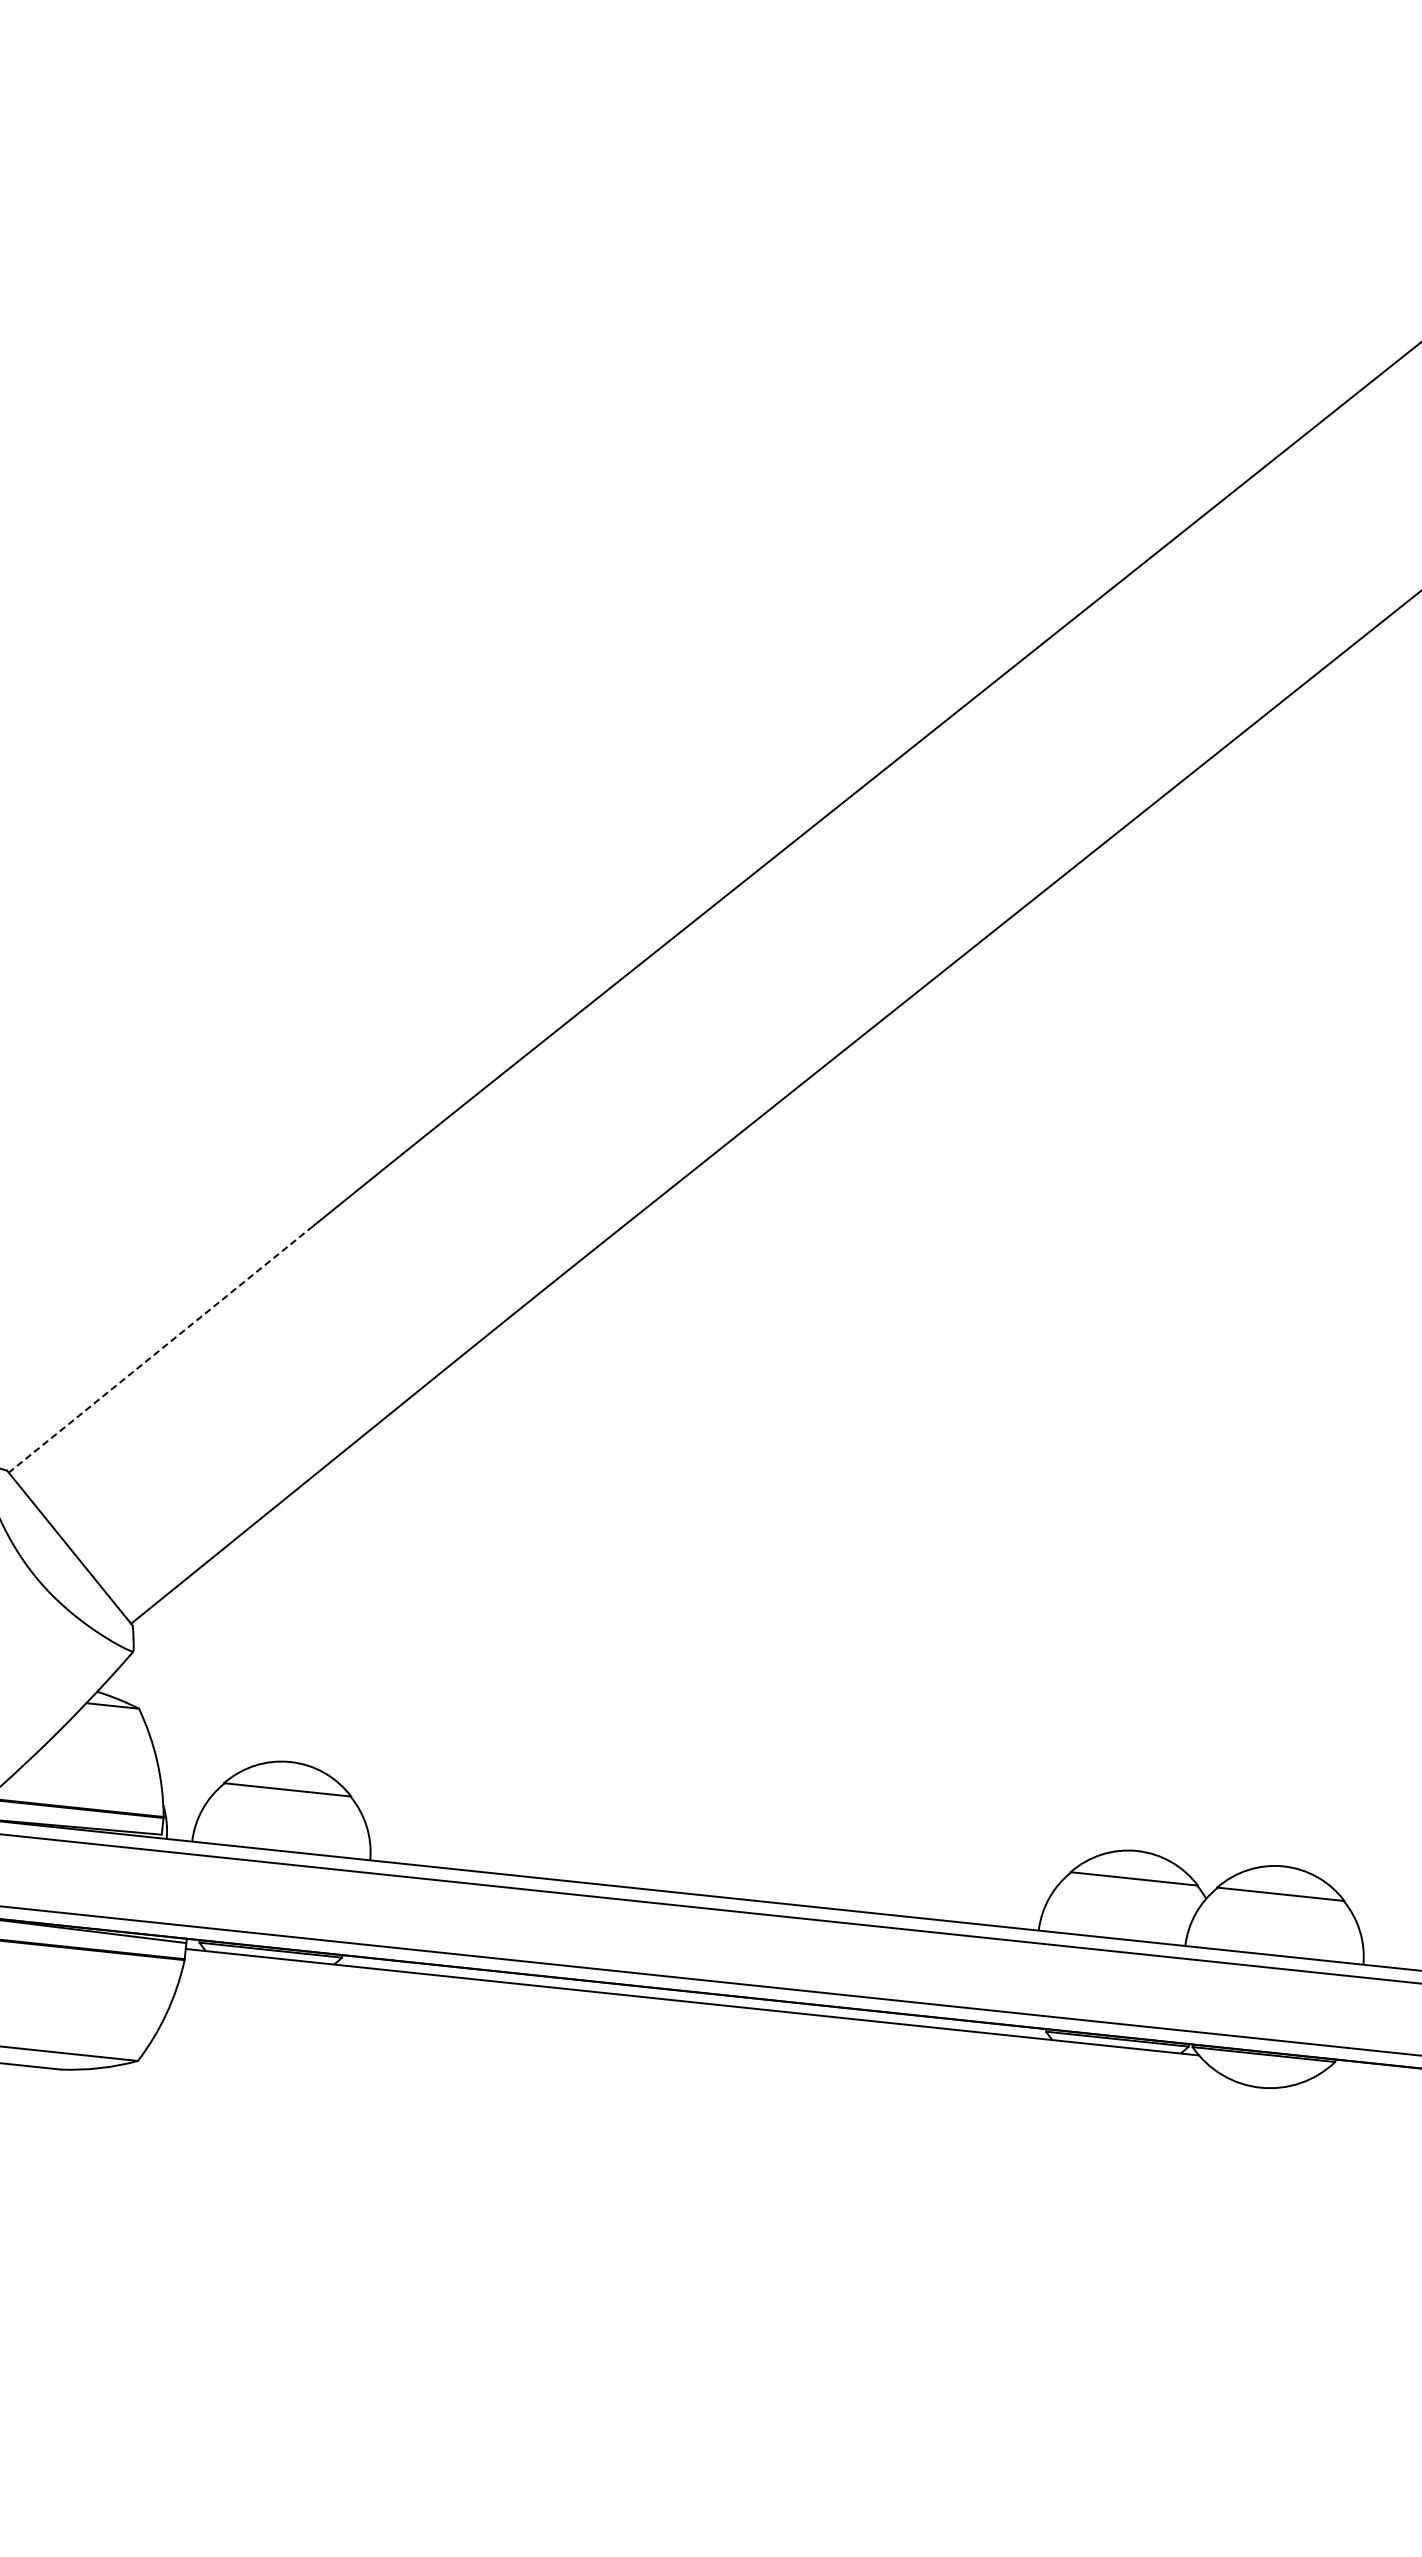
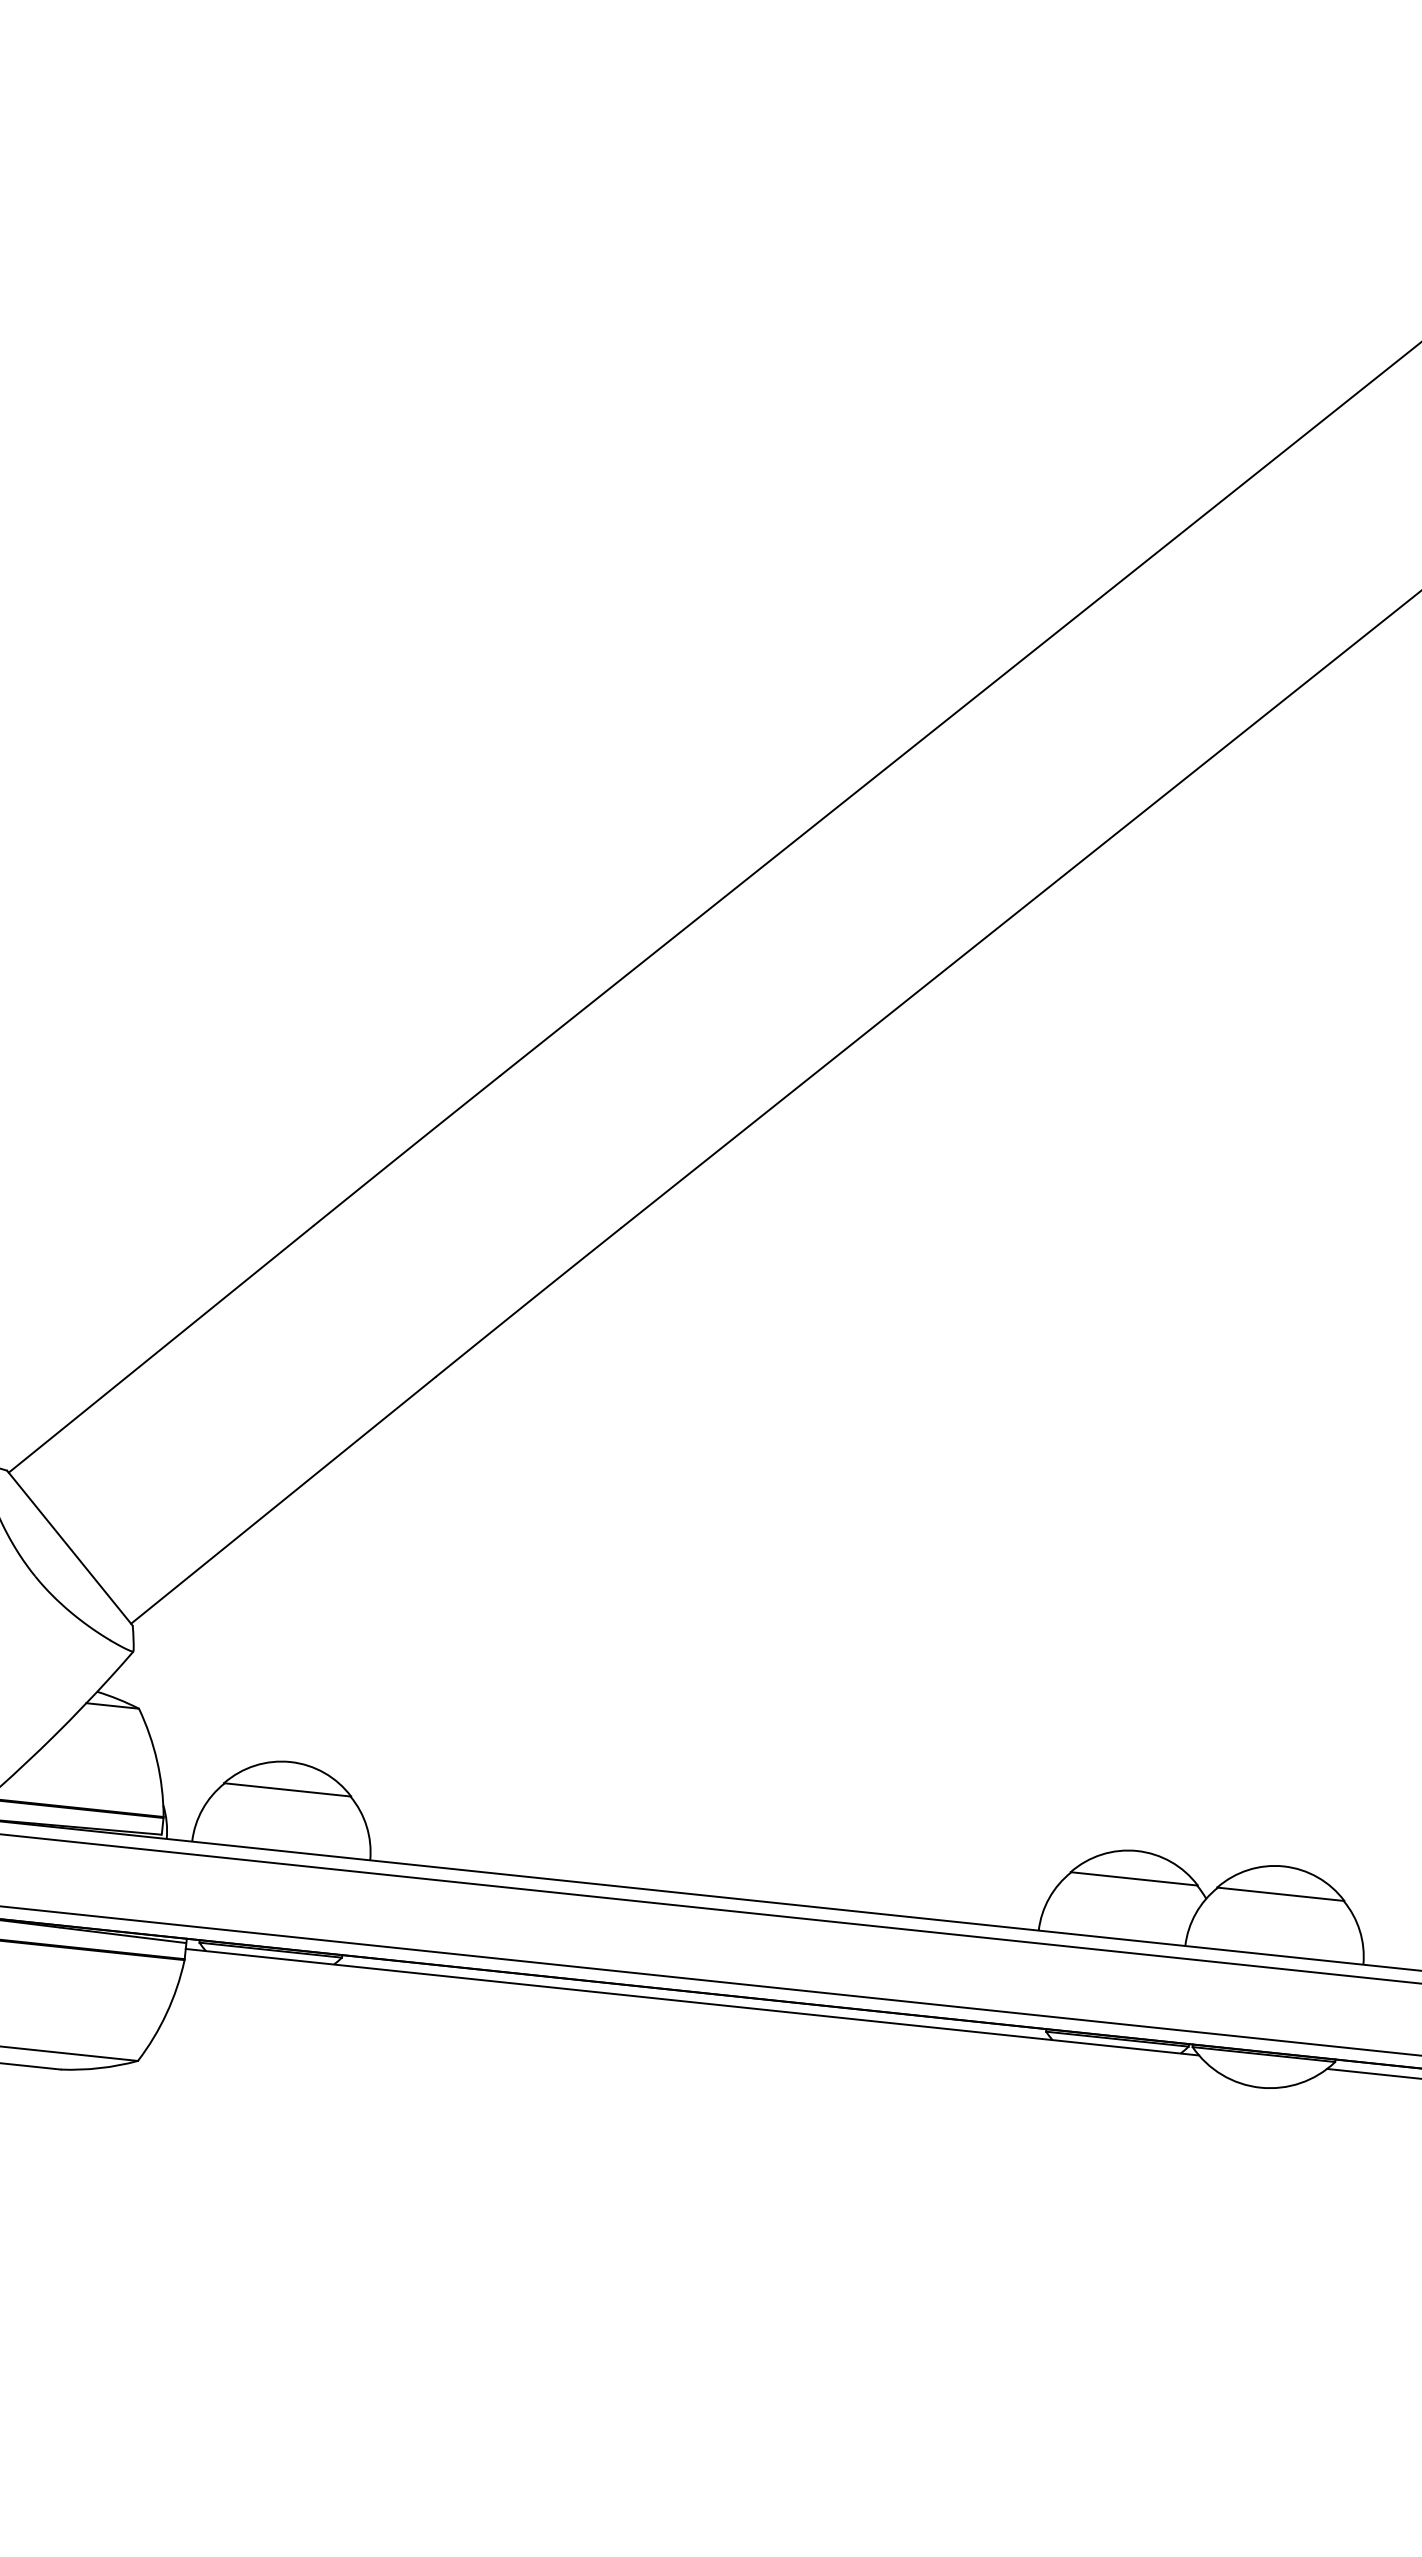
line: dashed -> solid (160, 1349)
line: none -> present (1372, 2073)
